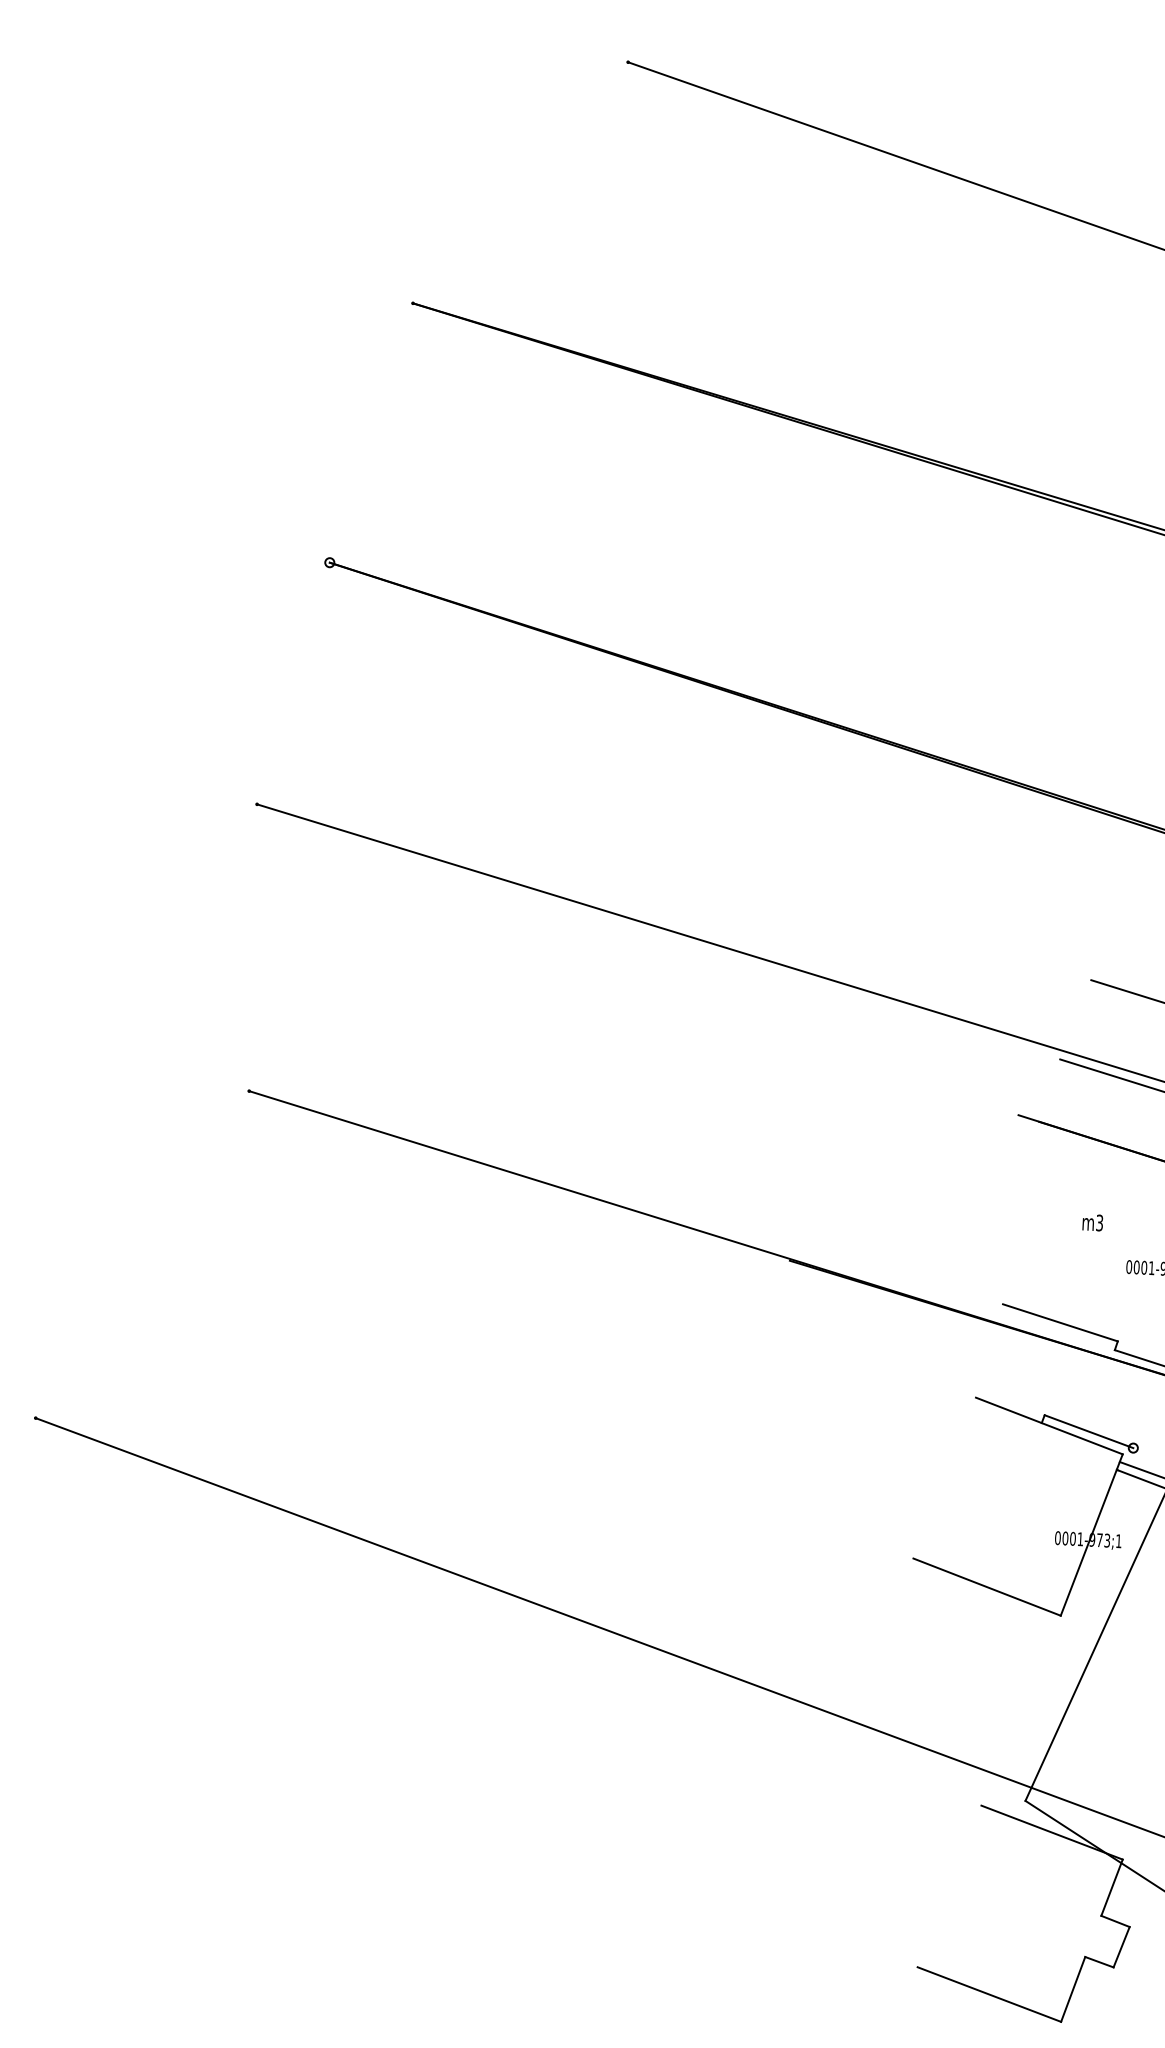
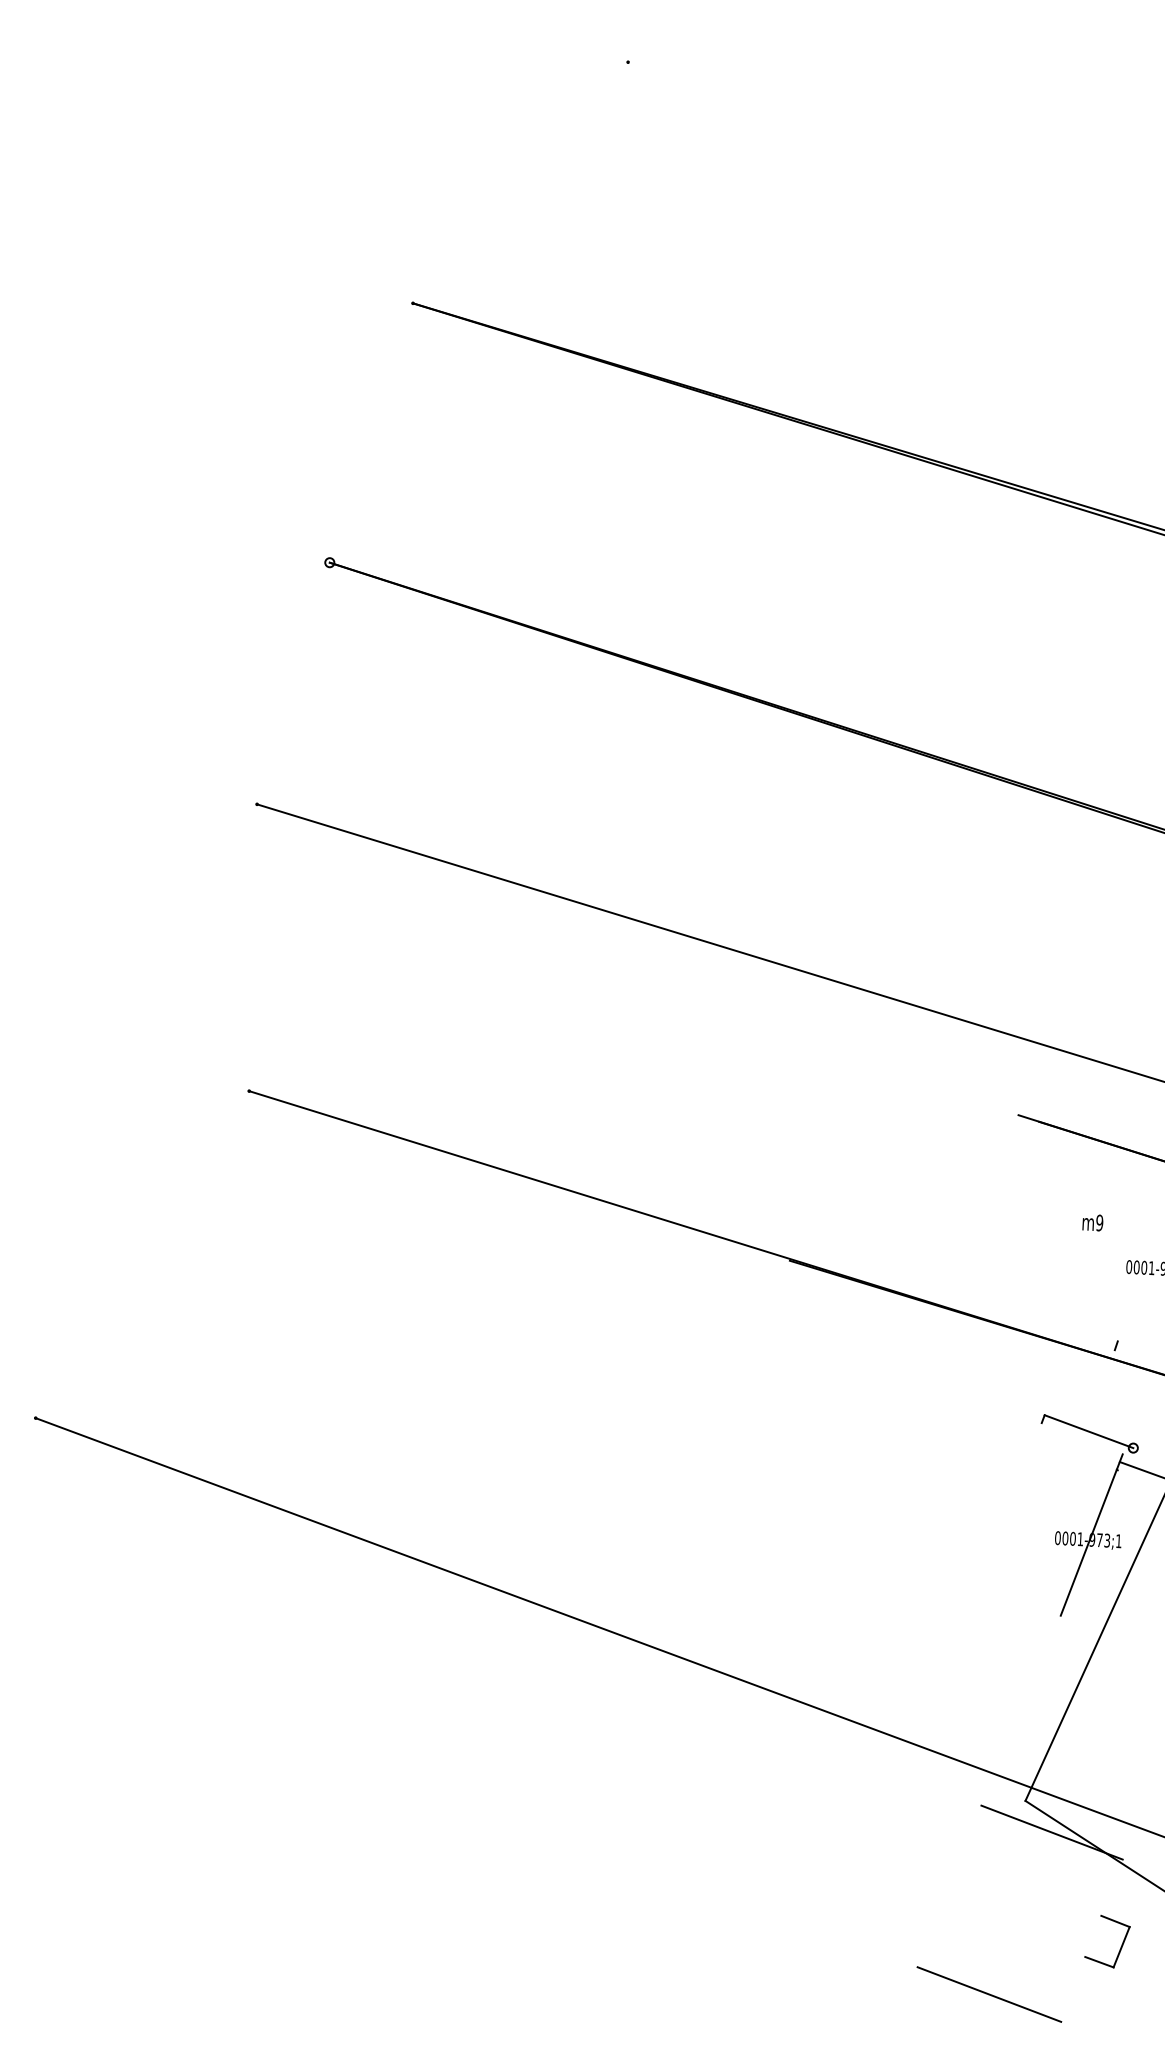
line: present -> none (894, 155)
line: present -> none (1126, 991)
line: present -> none (1110, 1075)
text: m3 -> m9 (1099, 1222)
line: present -> none (1060, 1322)
line: present -> none (1137, 1357)
line: present -> none (1048, 1425)
line: present -> none (1139, 1478)
line: present -> none (986, 1586)
line: present -> none (1111, 1887)
line: present -> none (1073, 1988)
